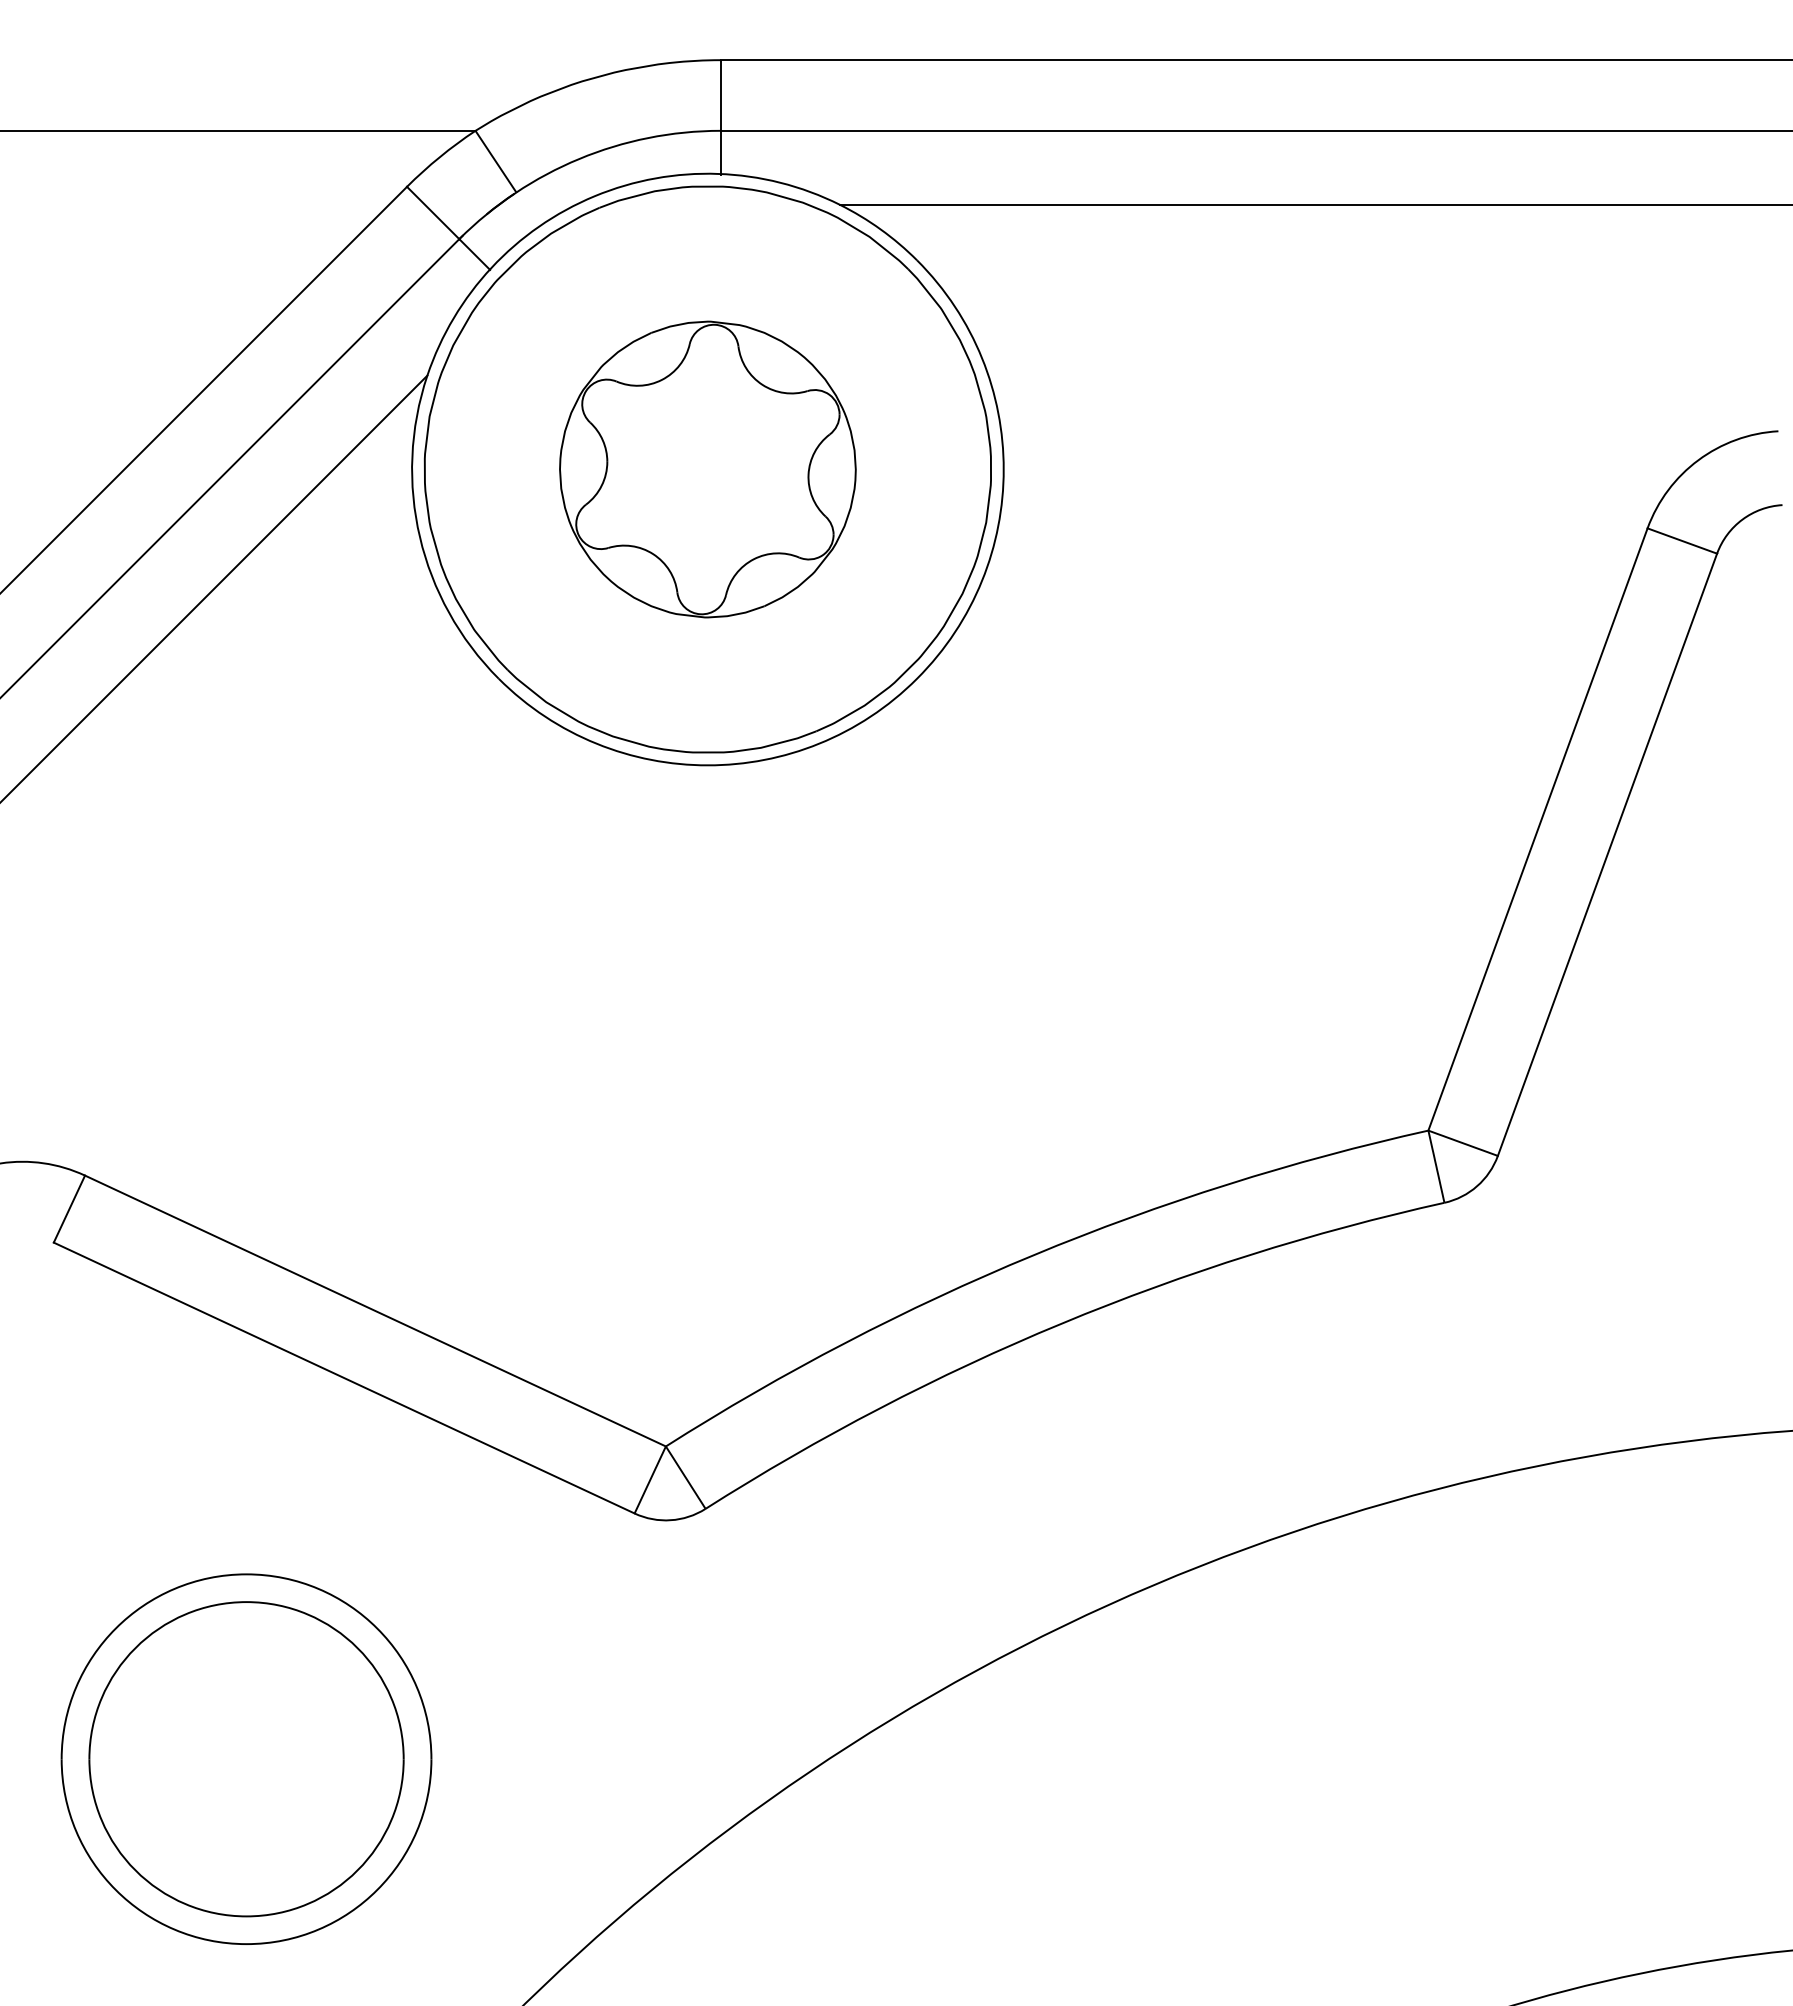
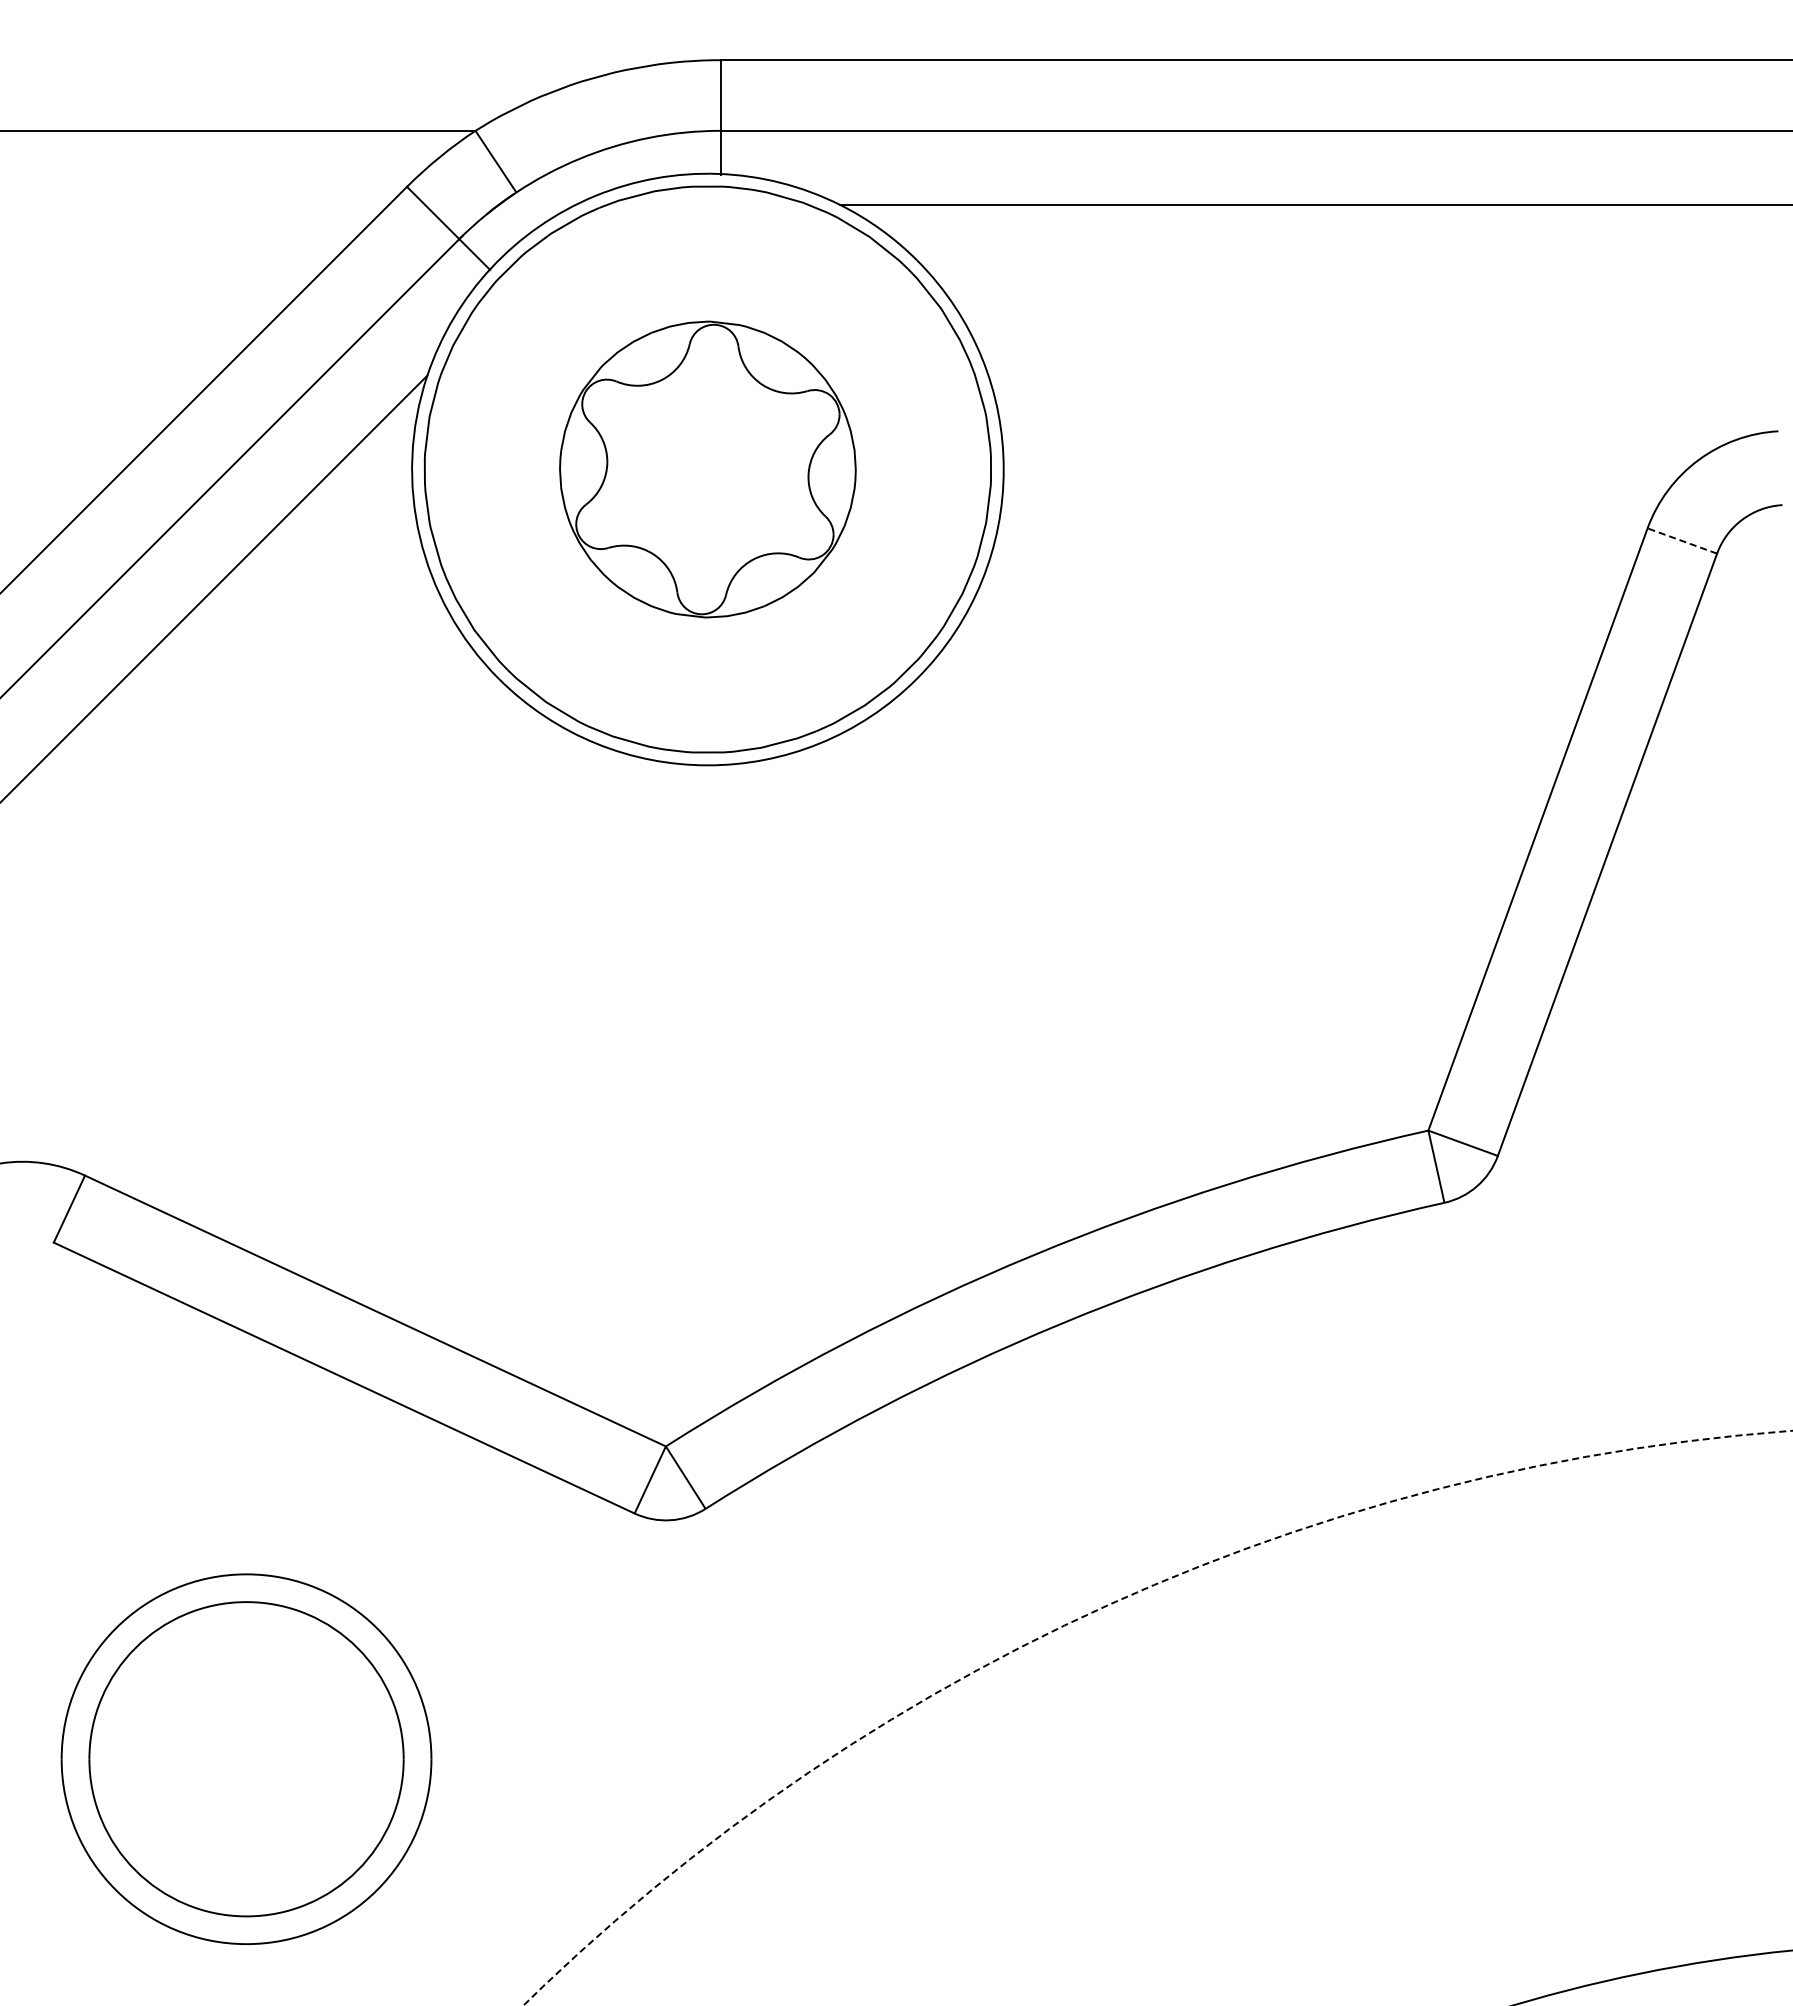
line: solid -> dashed (1682, 541)
arc: solid -> dashed (1109, 1604)
